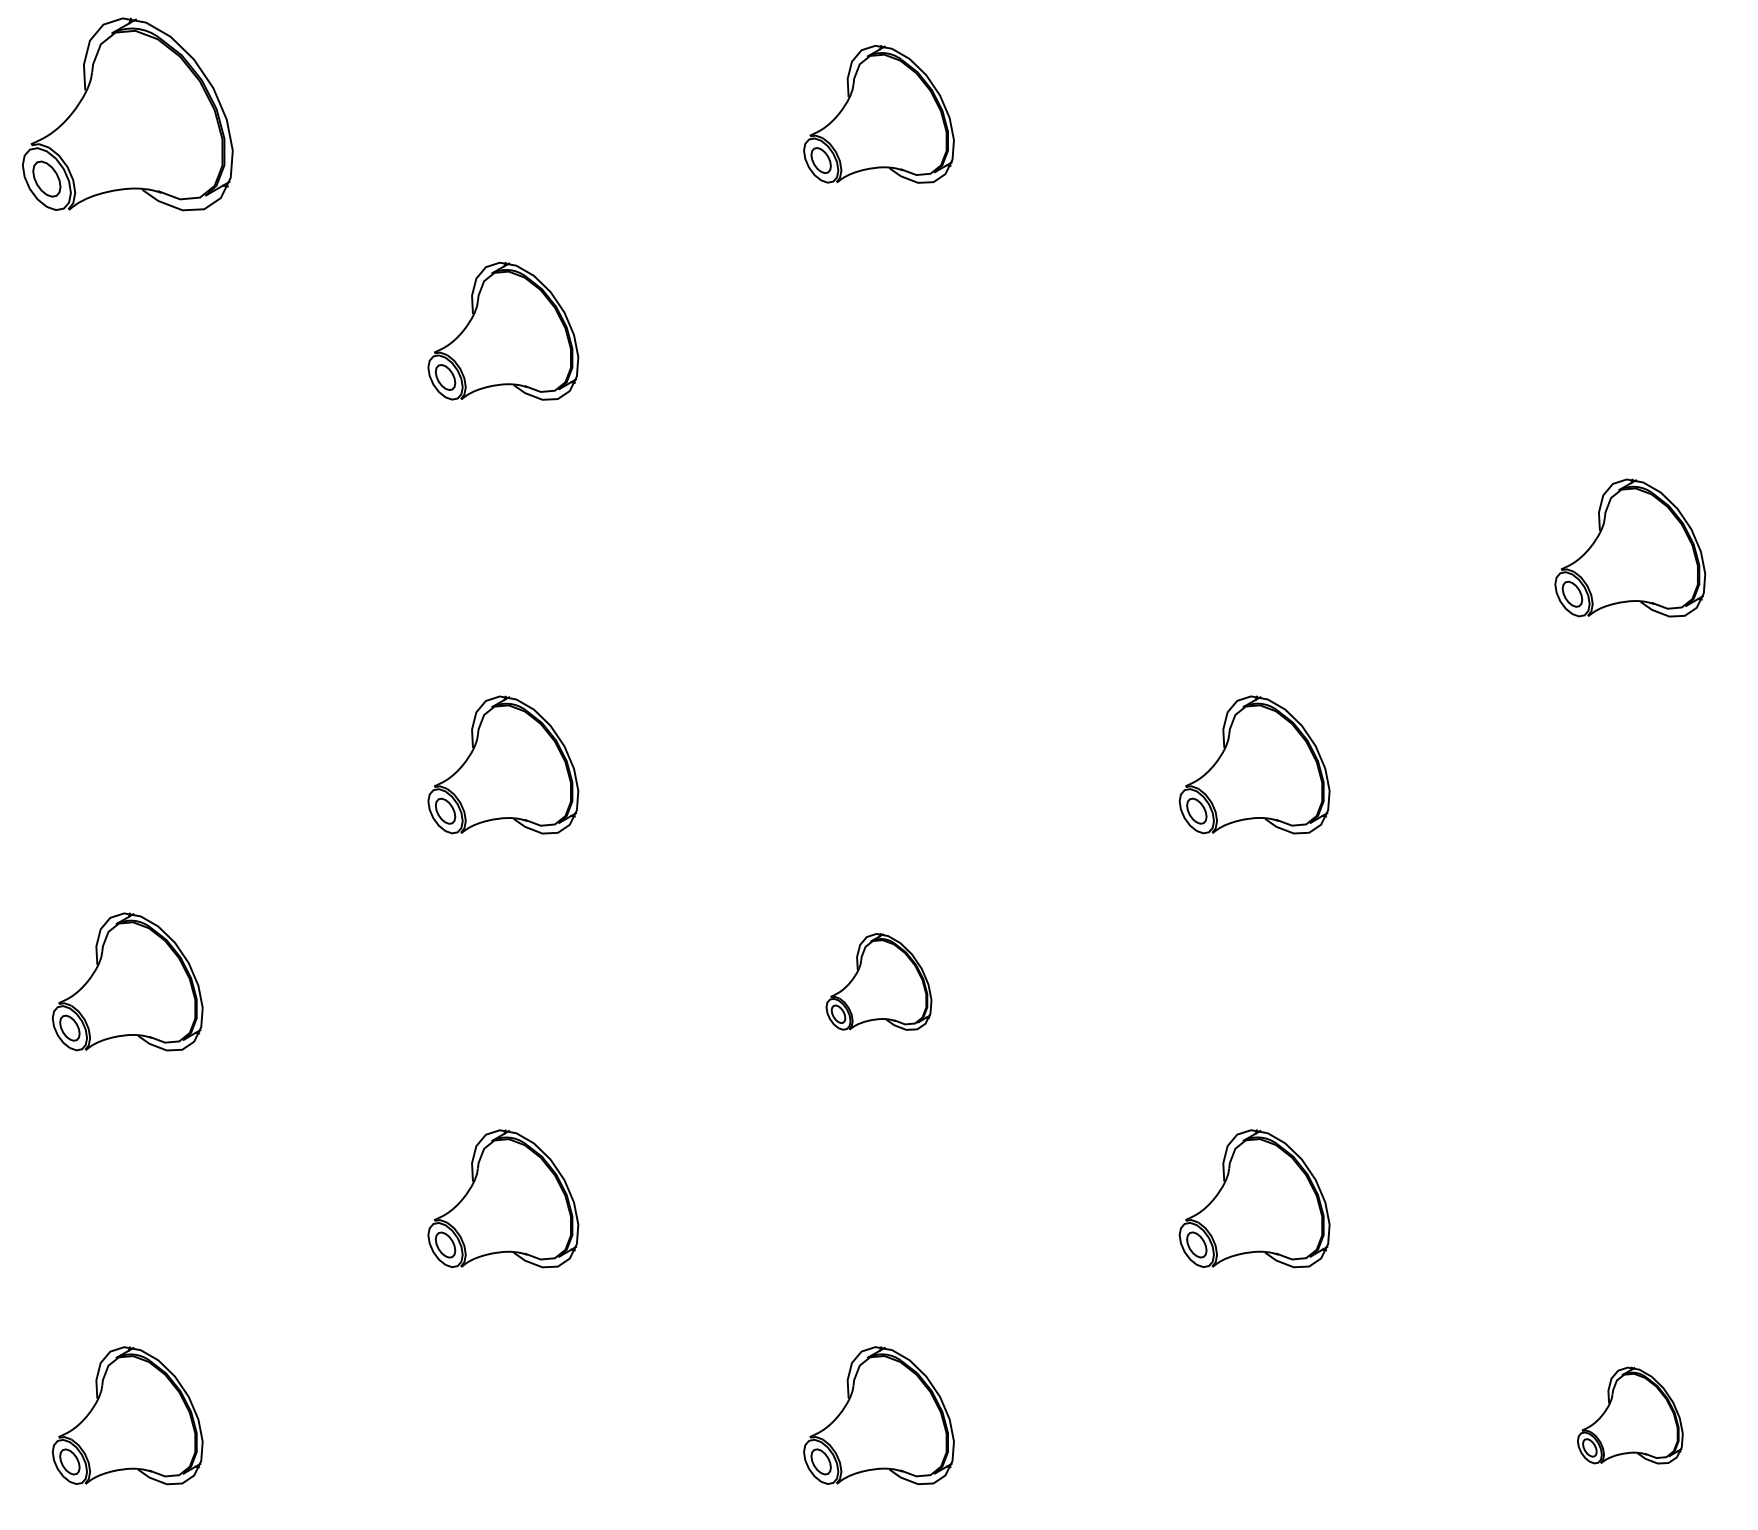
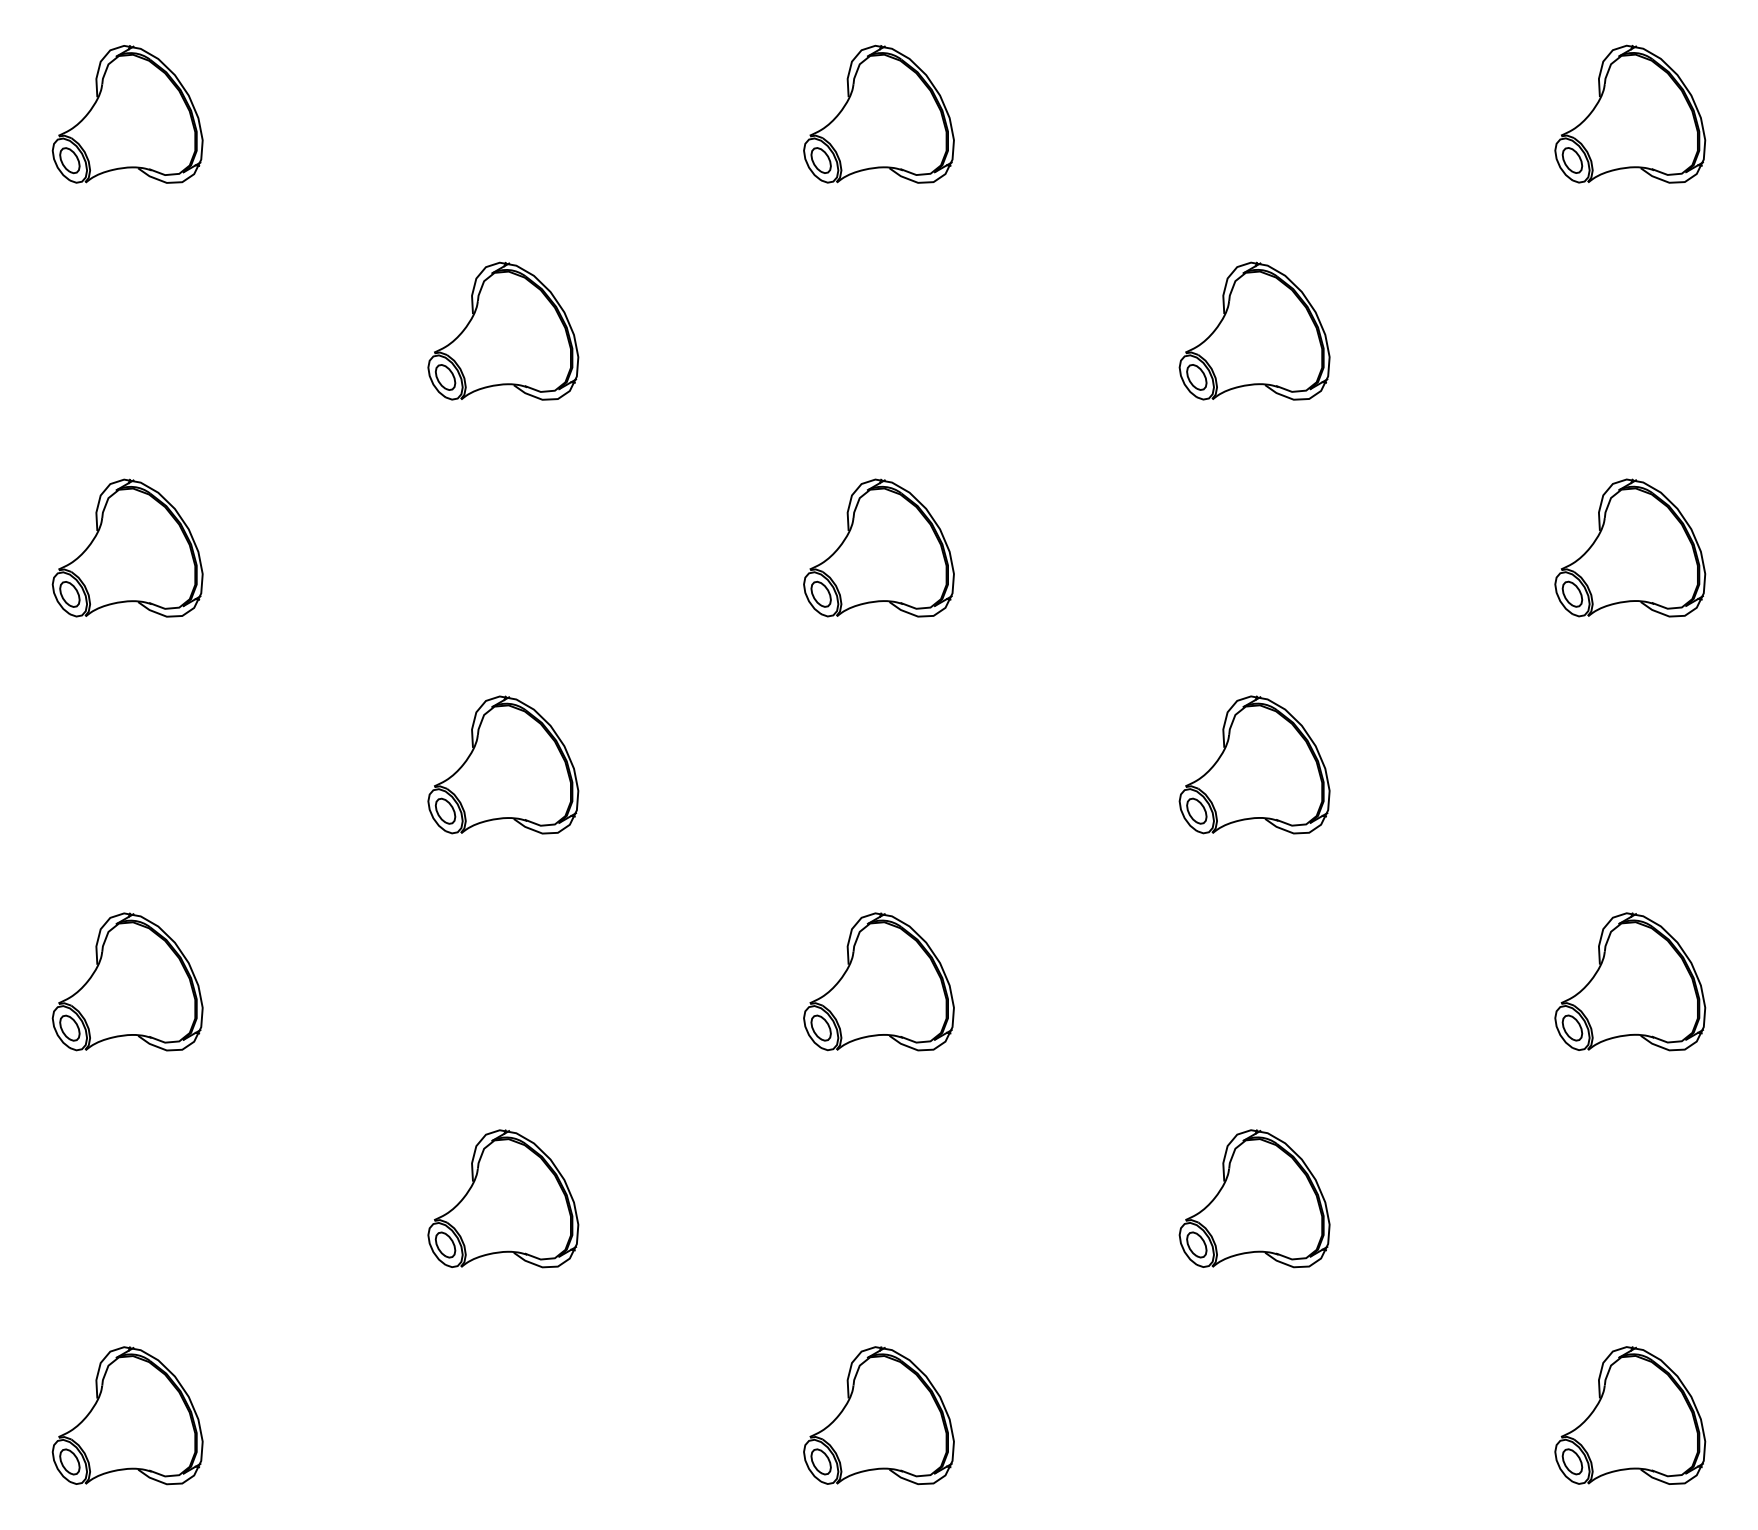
part: none -> present (1630, 113)
part size: 212x195 px -> 153x139 px (127, 114)
part: none -> present (1254, 330)
part: none -> present (127, 547)
part: none -> present (878, 547)
part size: 108x98 px -> 152x140 px (878, 981)
part: none -> present (1630, 981)
part size: 107x99 px -> 153x139 px (1630, 1415)
